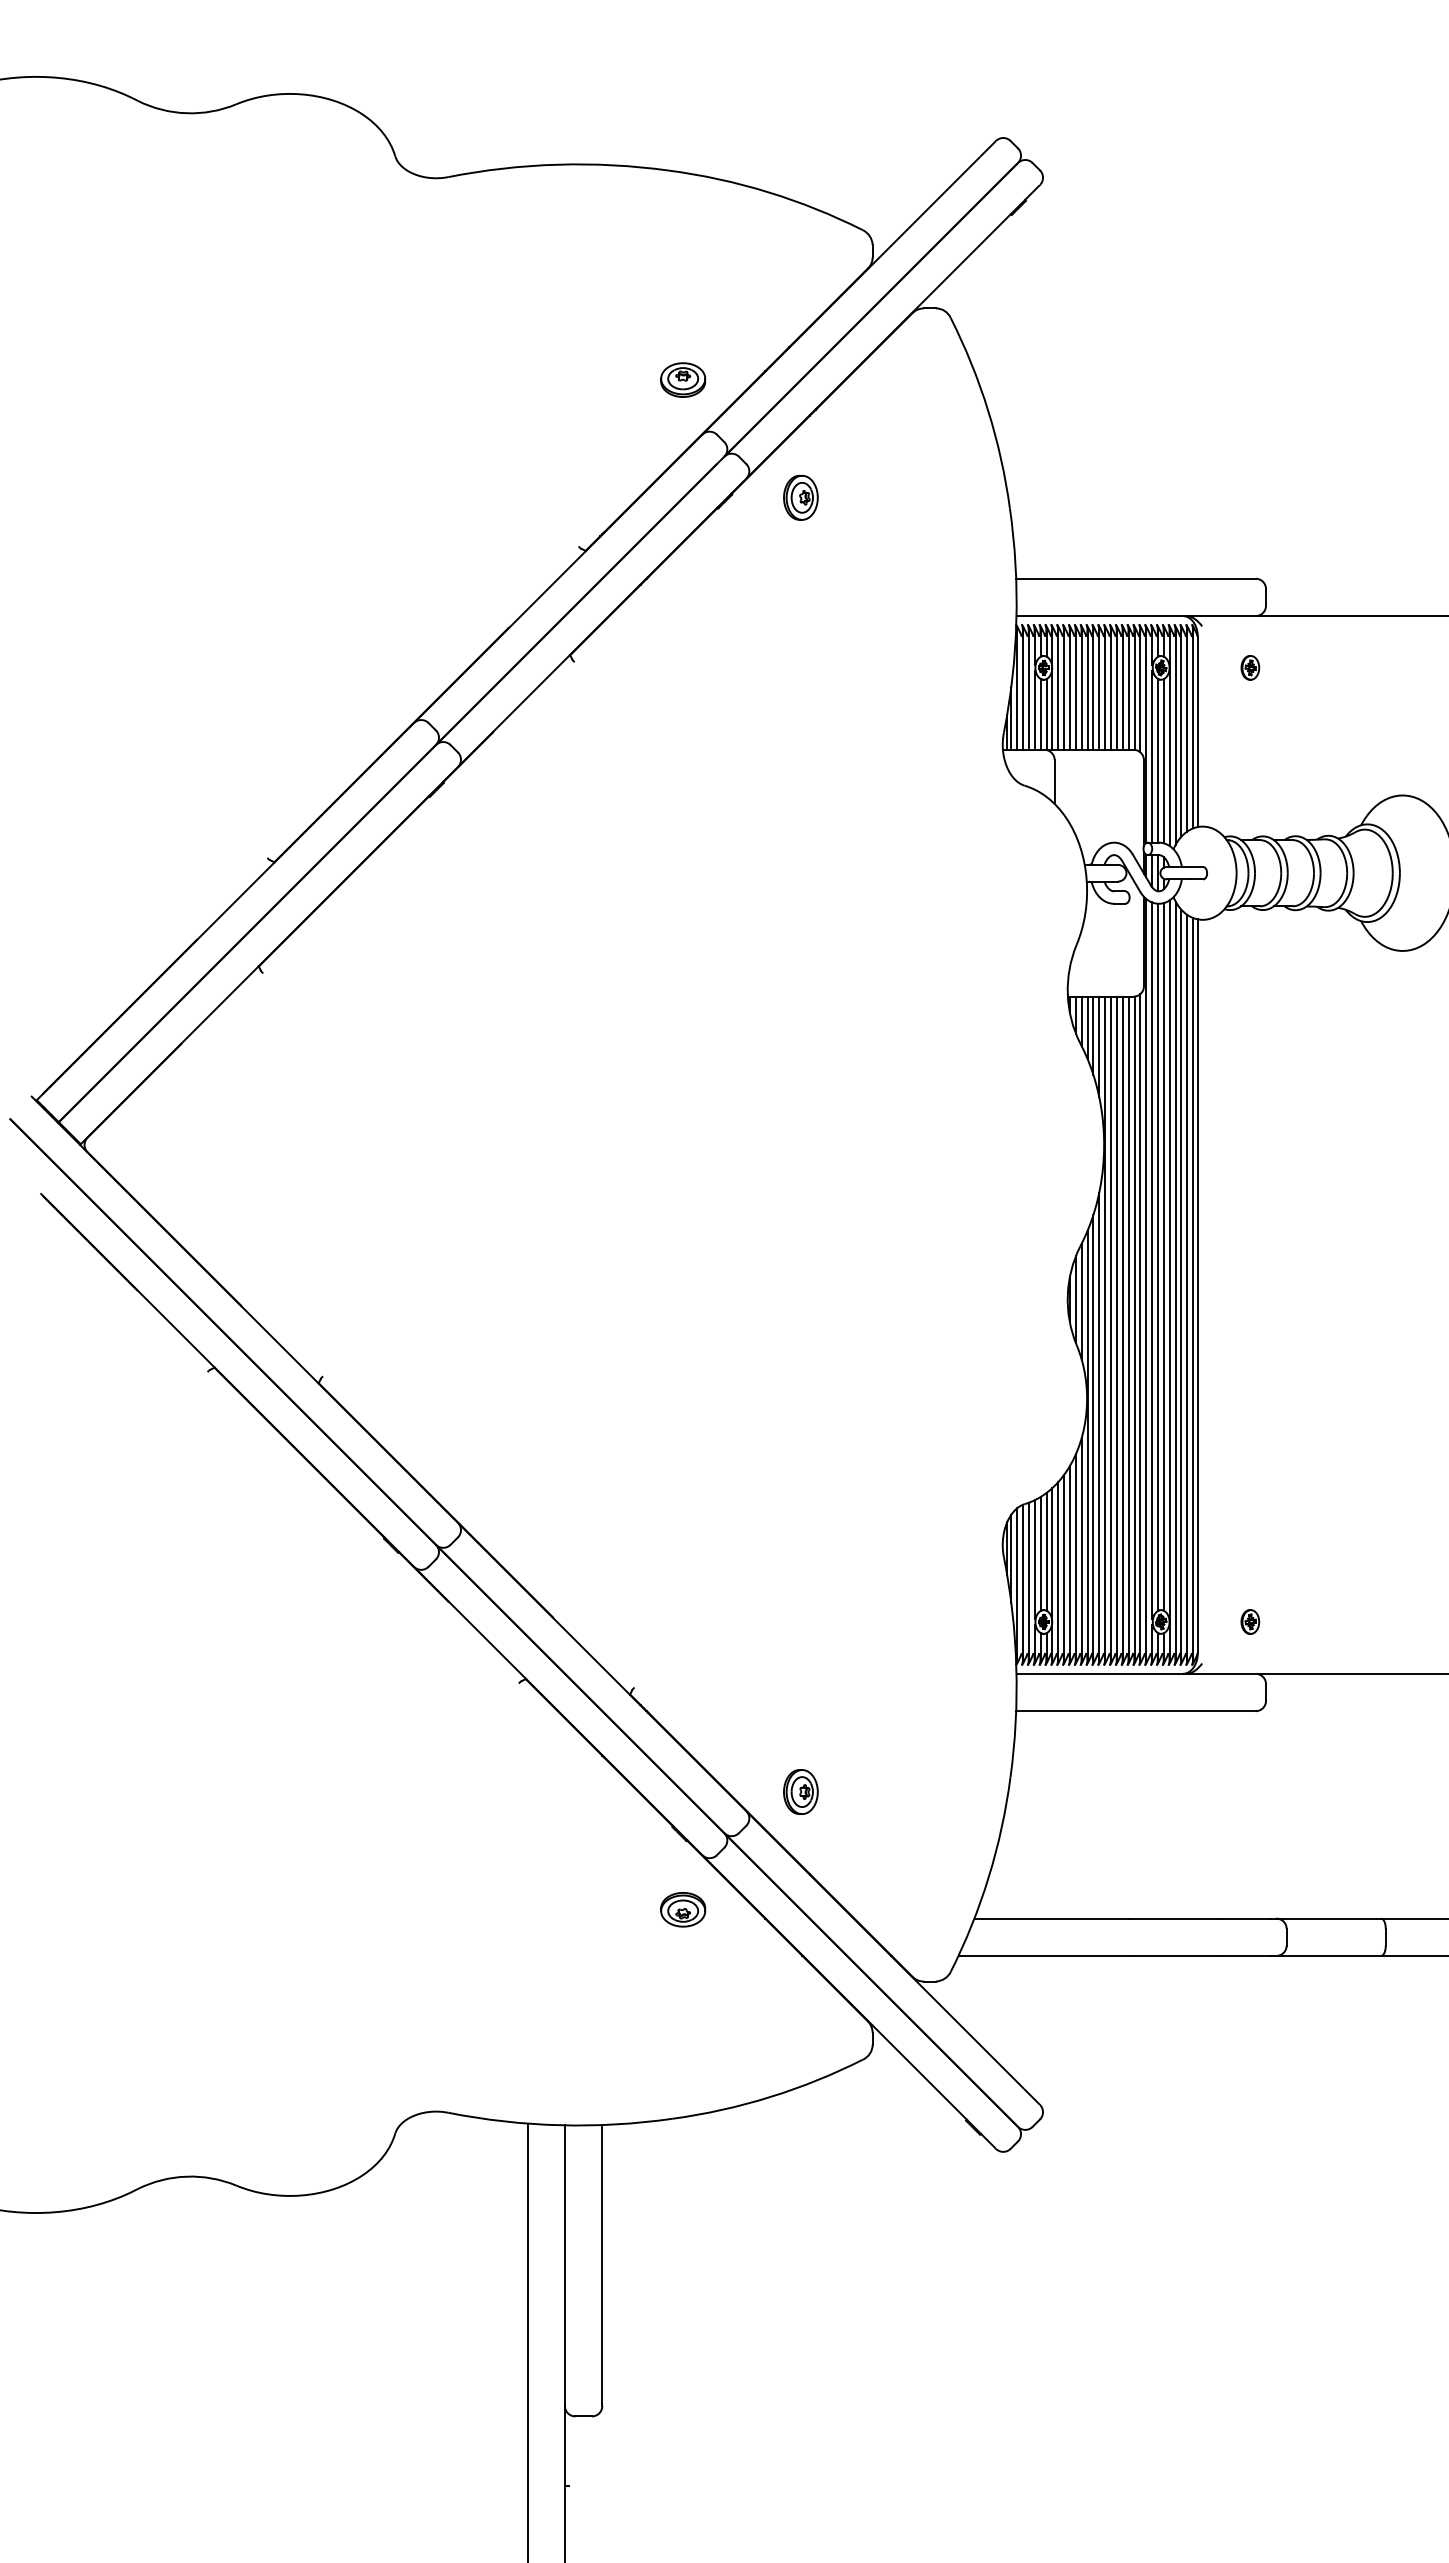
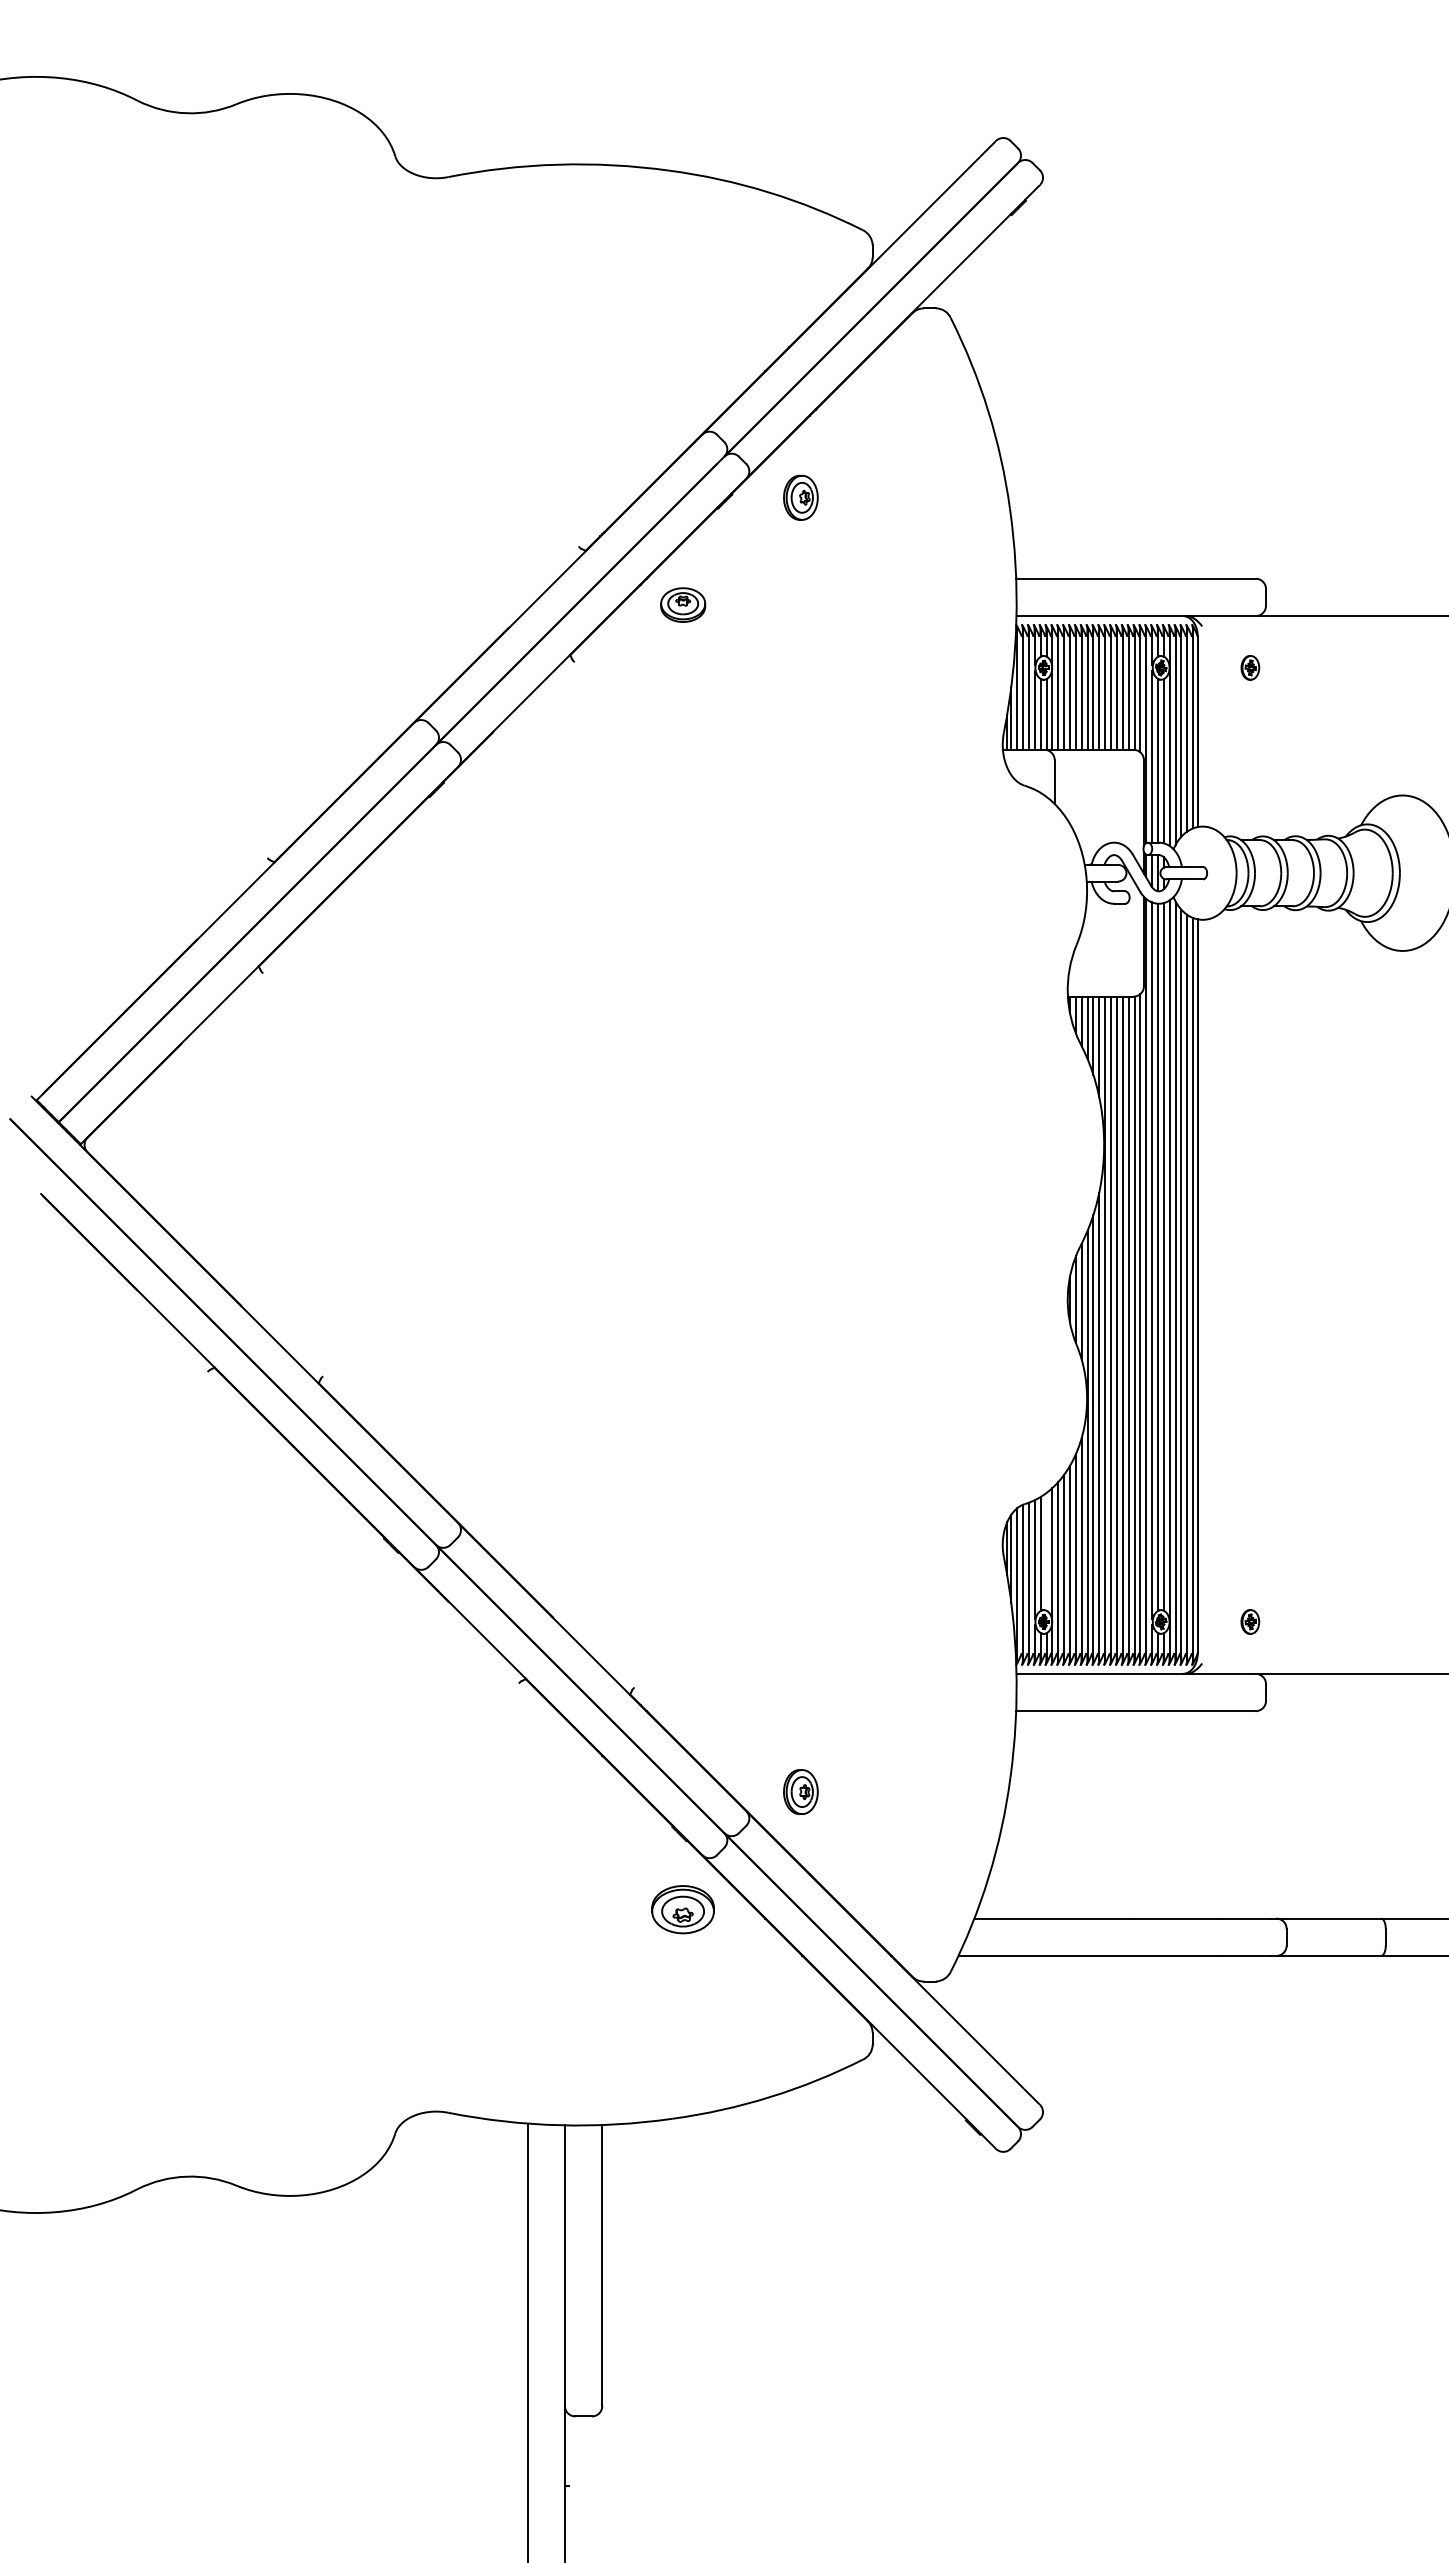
part position: (683, 379) -> (683, 604) (683, 604)
line: present -> none (1046, 1551)
part size: 47x36 px -> 64x50 px (682, 1909)
